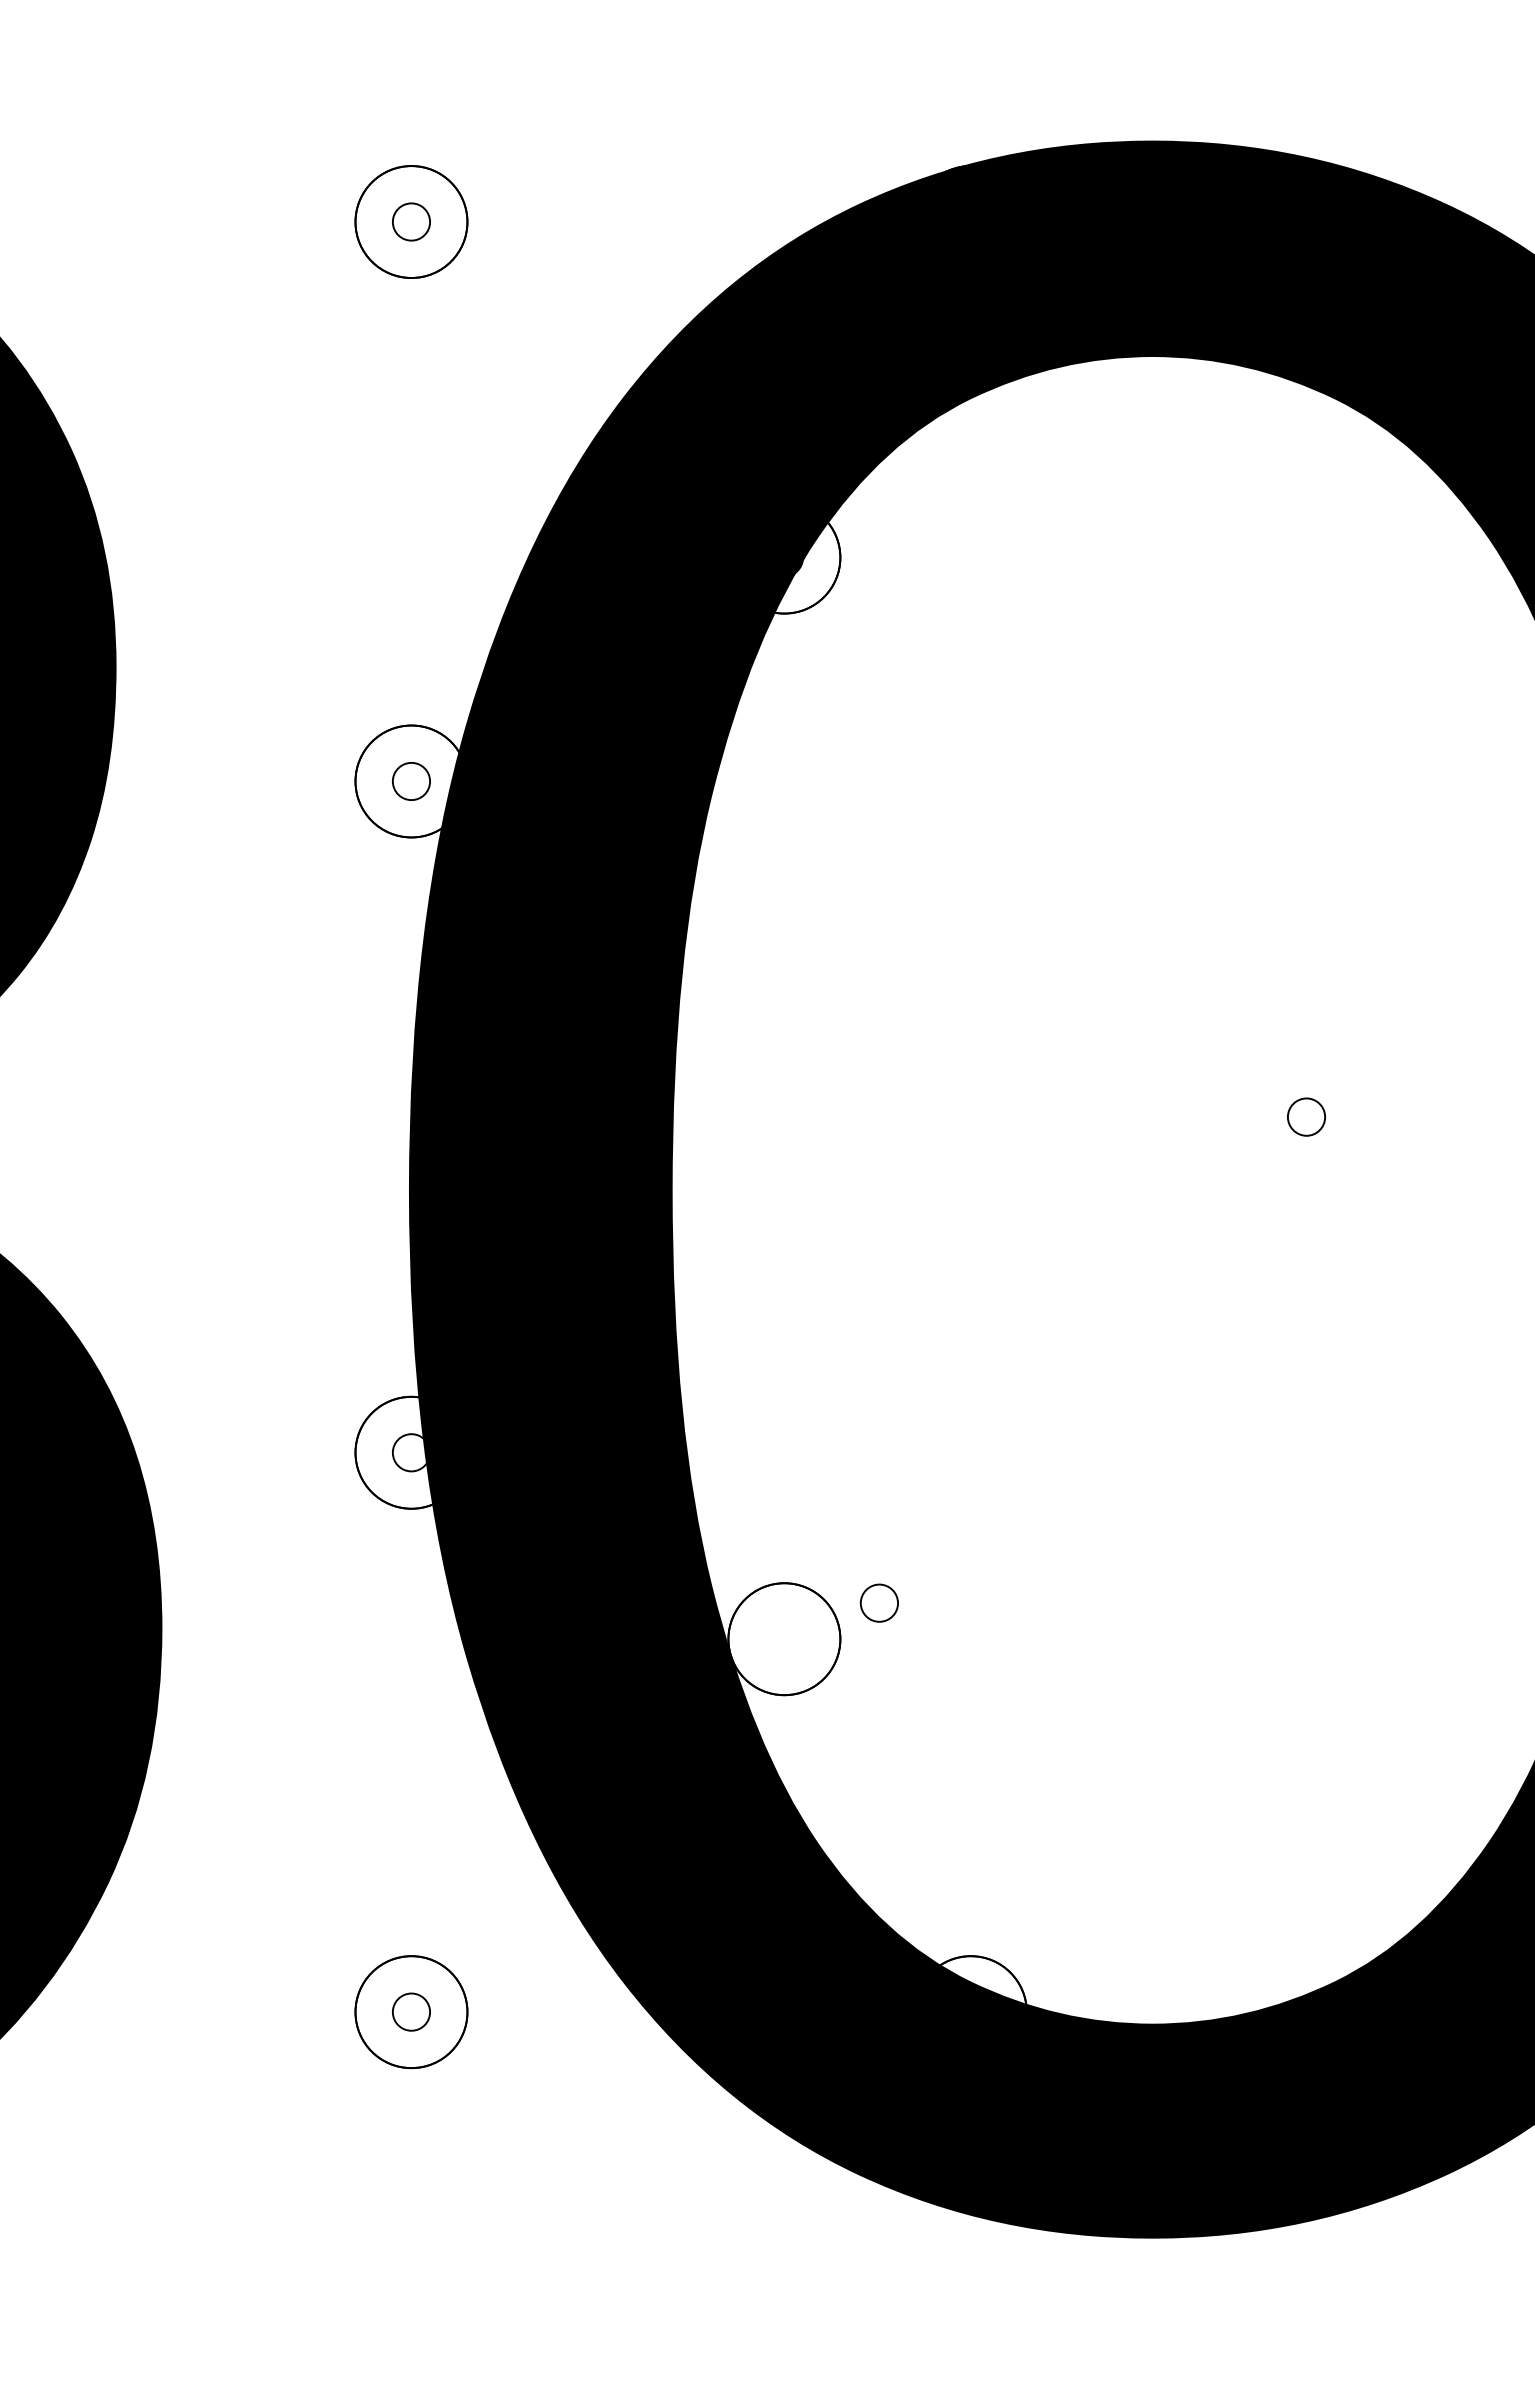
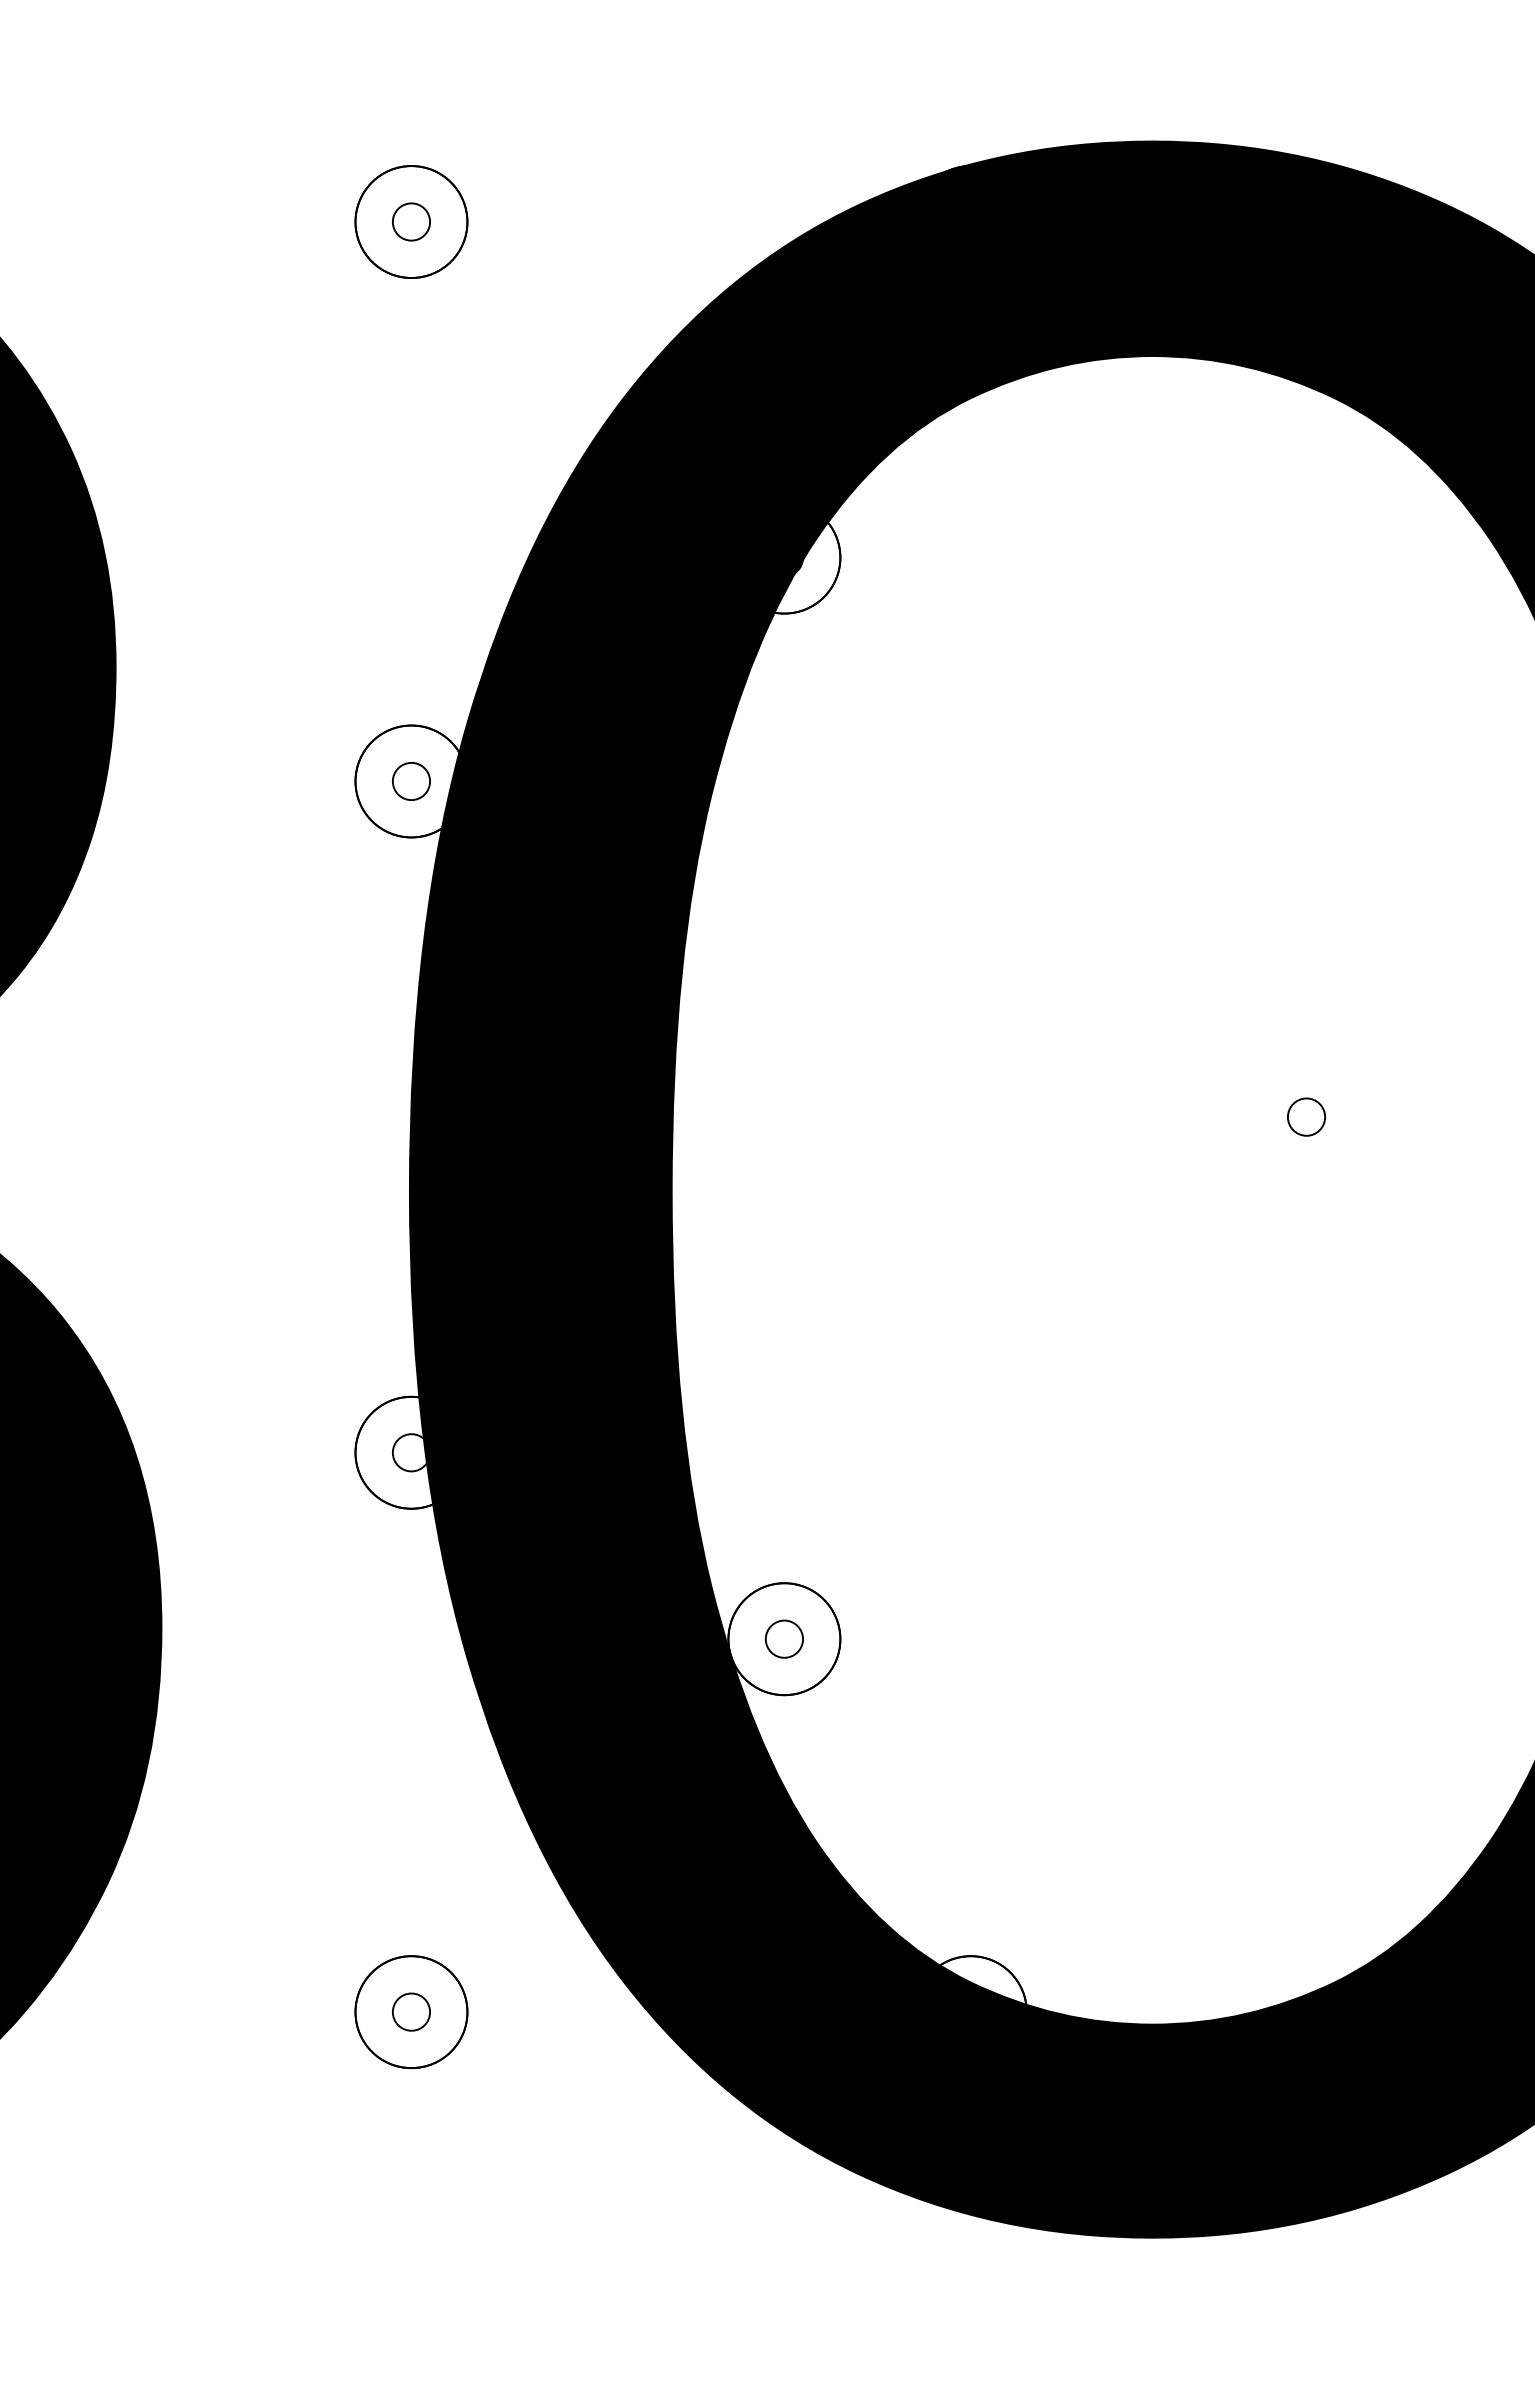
part position: (878, 1602) -> (783, 1638) (783, 1638)
